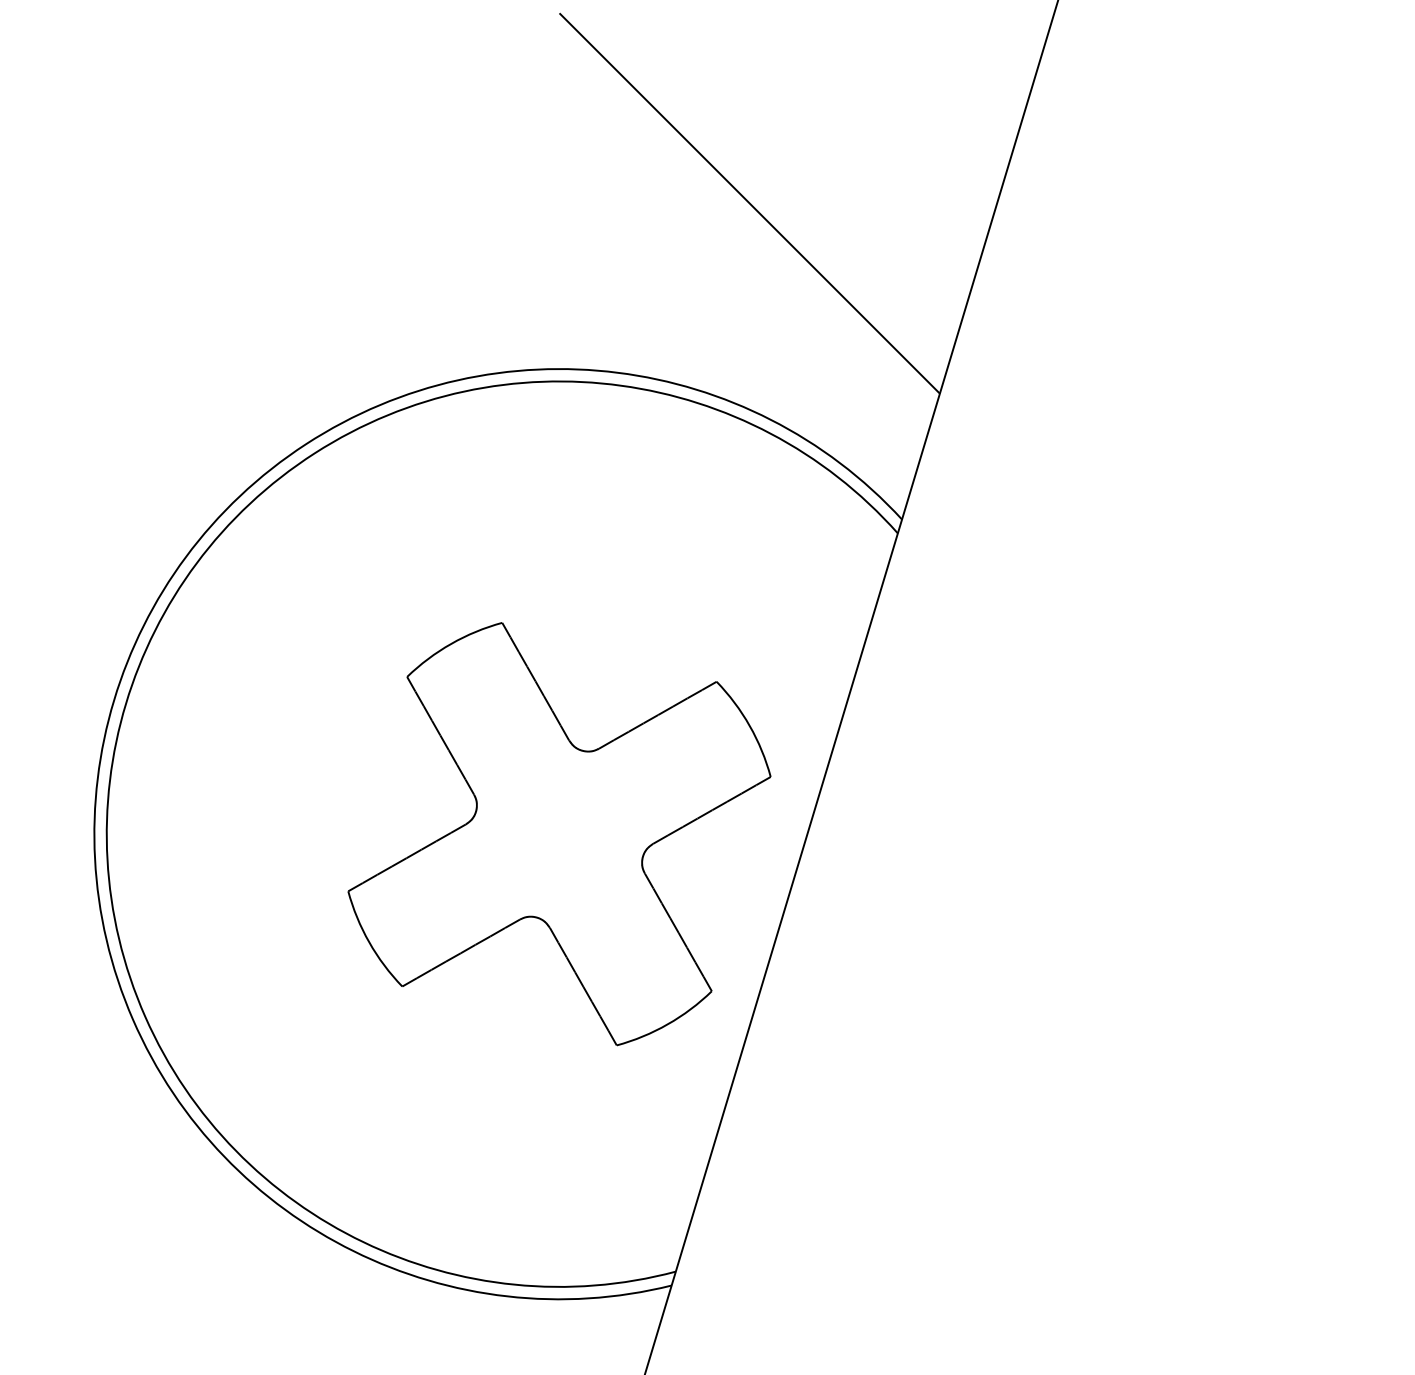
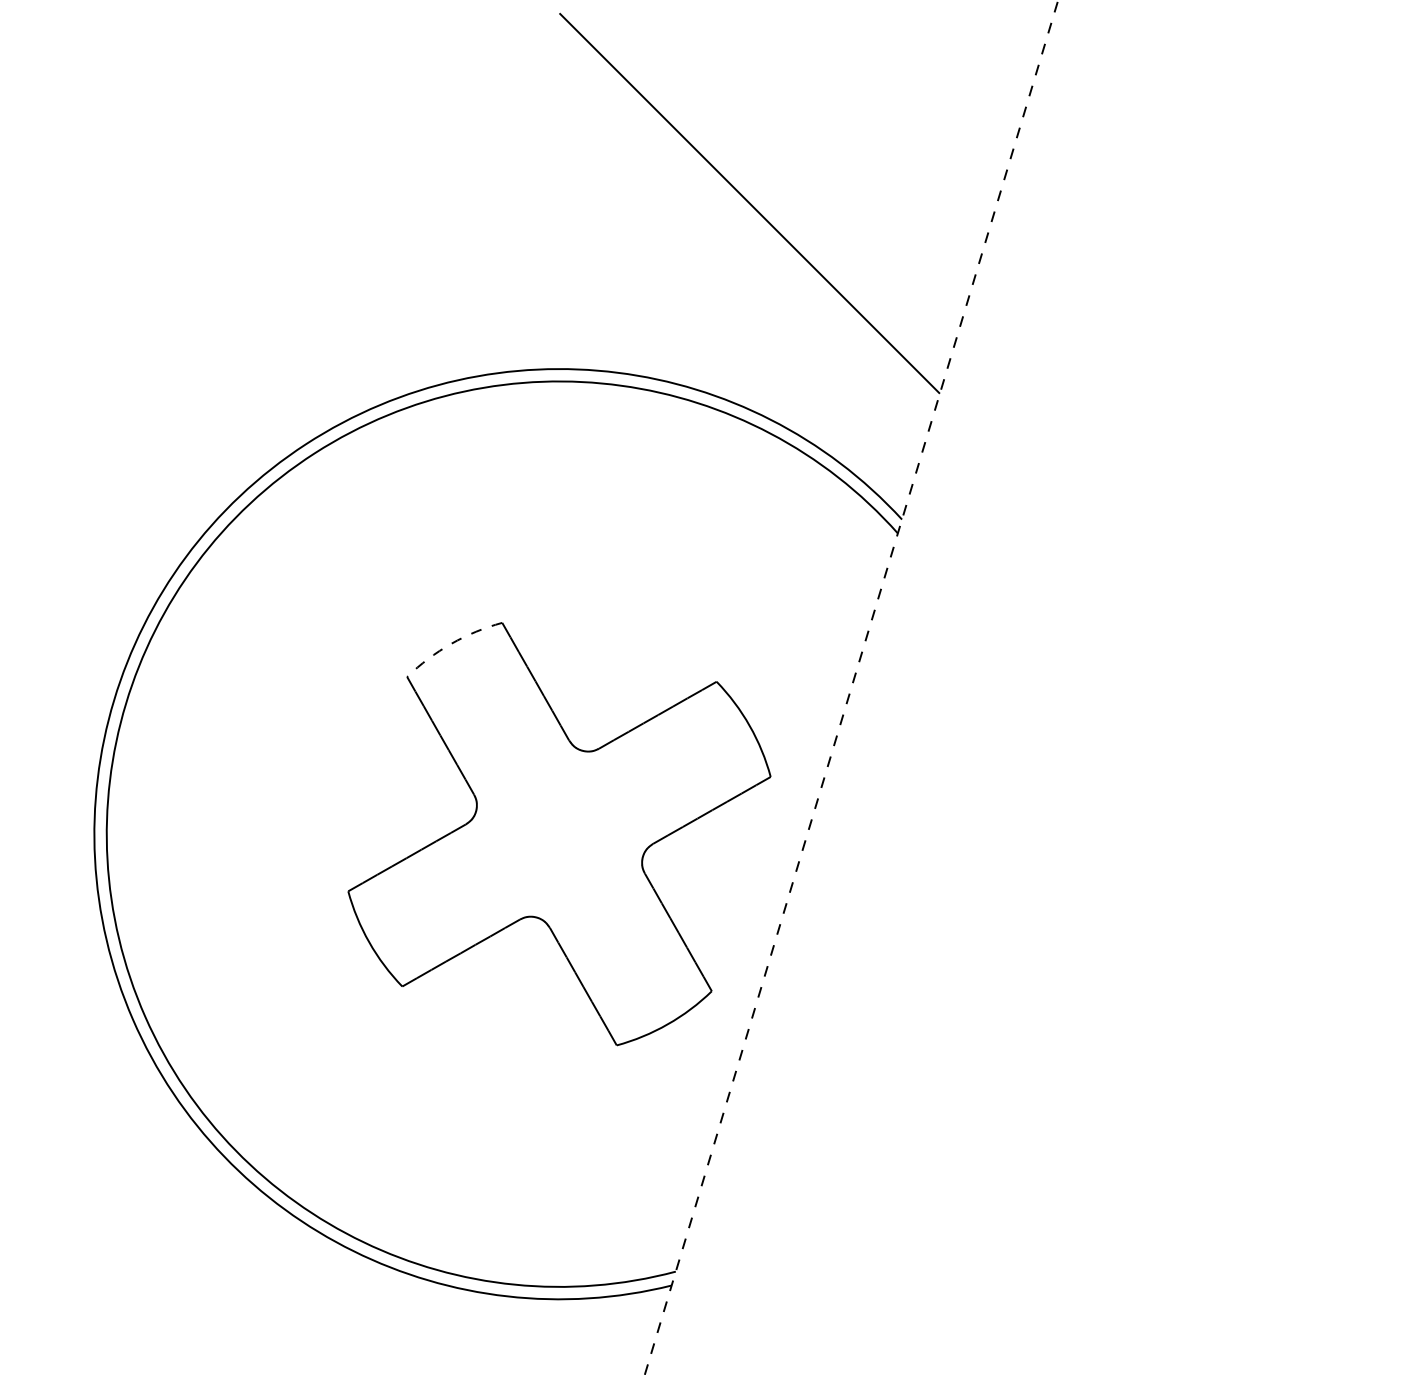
line: solid -> dashed (451, 643)
line: solid -> dashed (851, 687)
